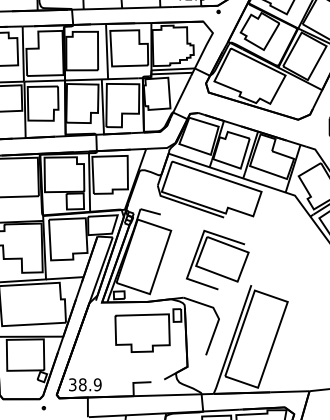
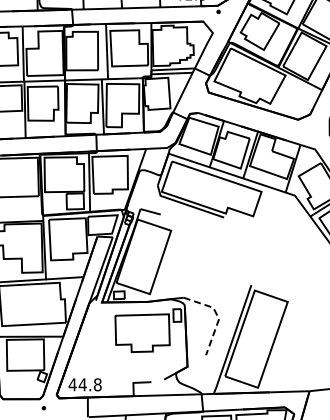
part: present -> none (217, 259)
line: solid -> dashed (217, 316)
text: 38.9 -> 44.8 (84, 384)
